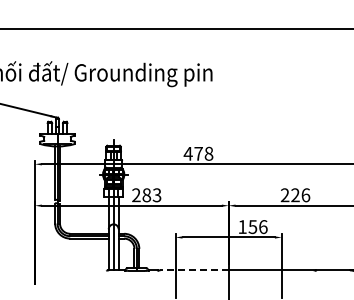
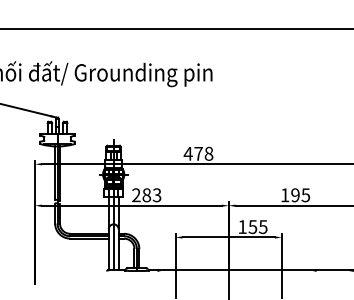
text: 226 -> 195 (295, 195)
text: 156 -> 155 (263, 226)
line: dashed -> solid (194, 270)
